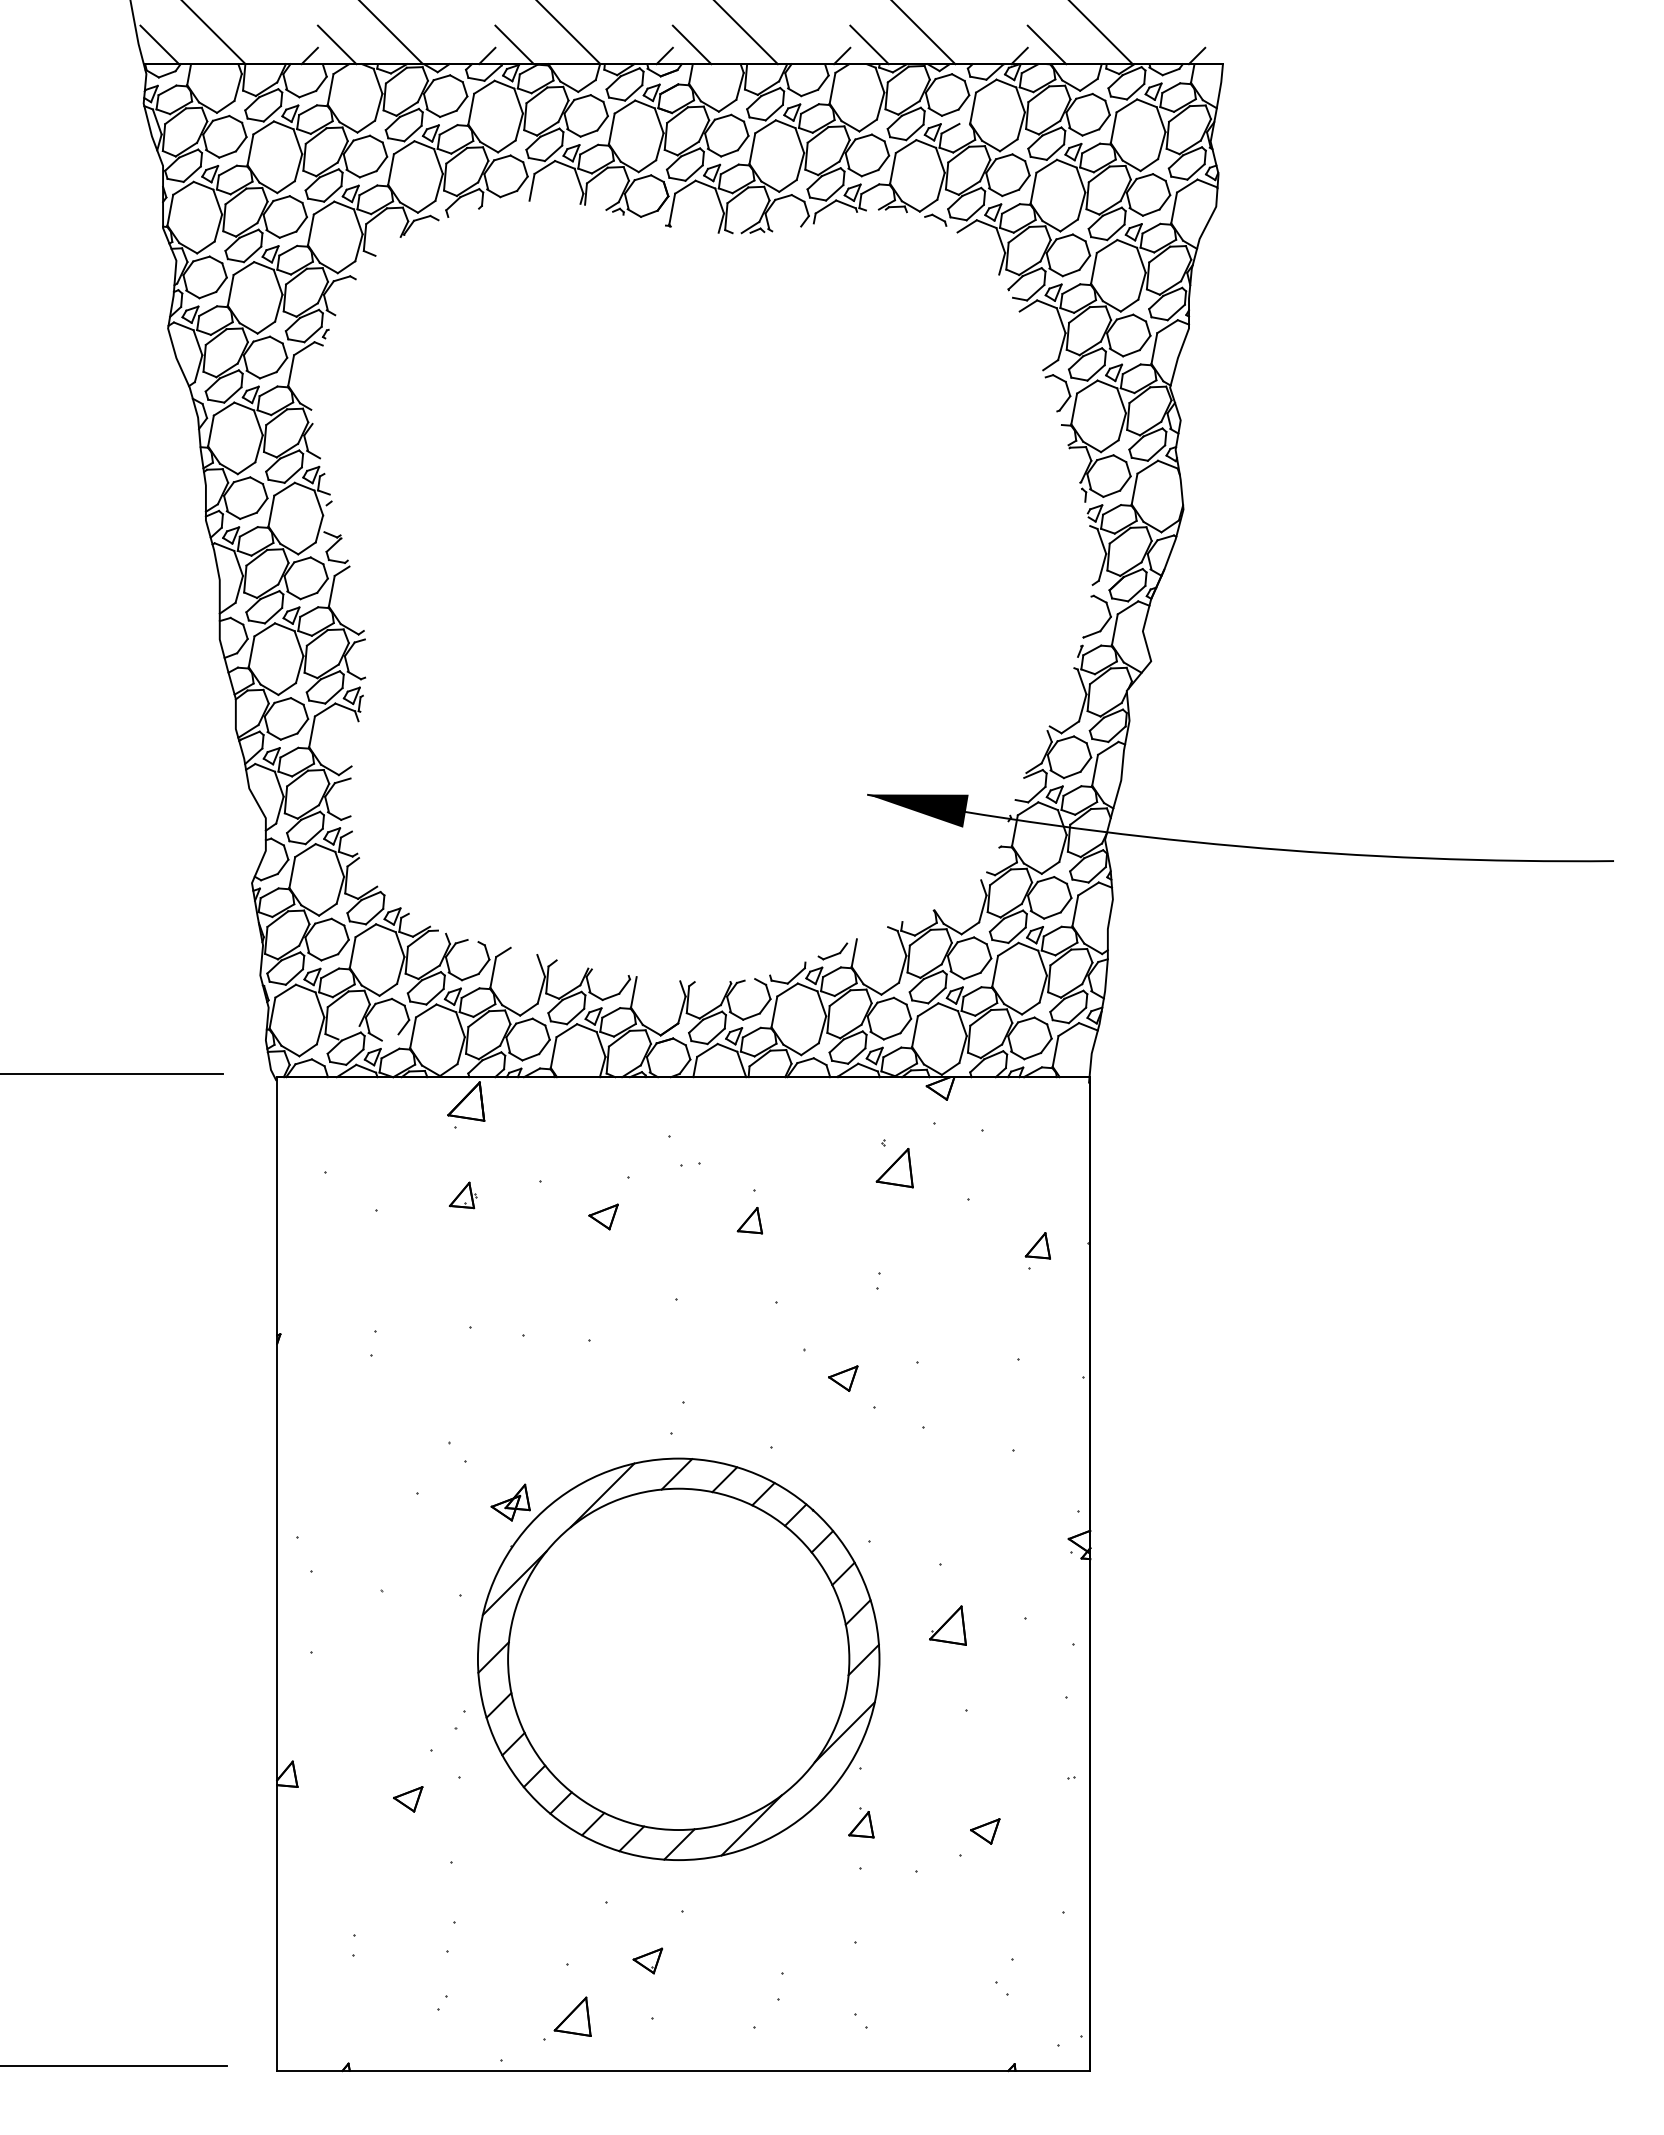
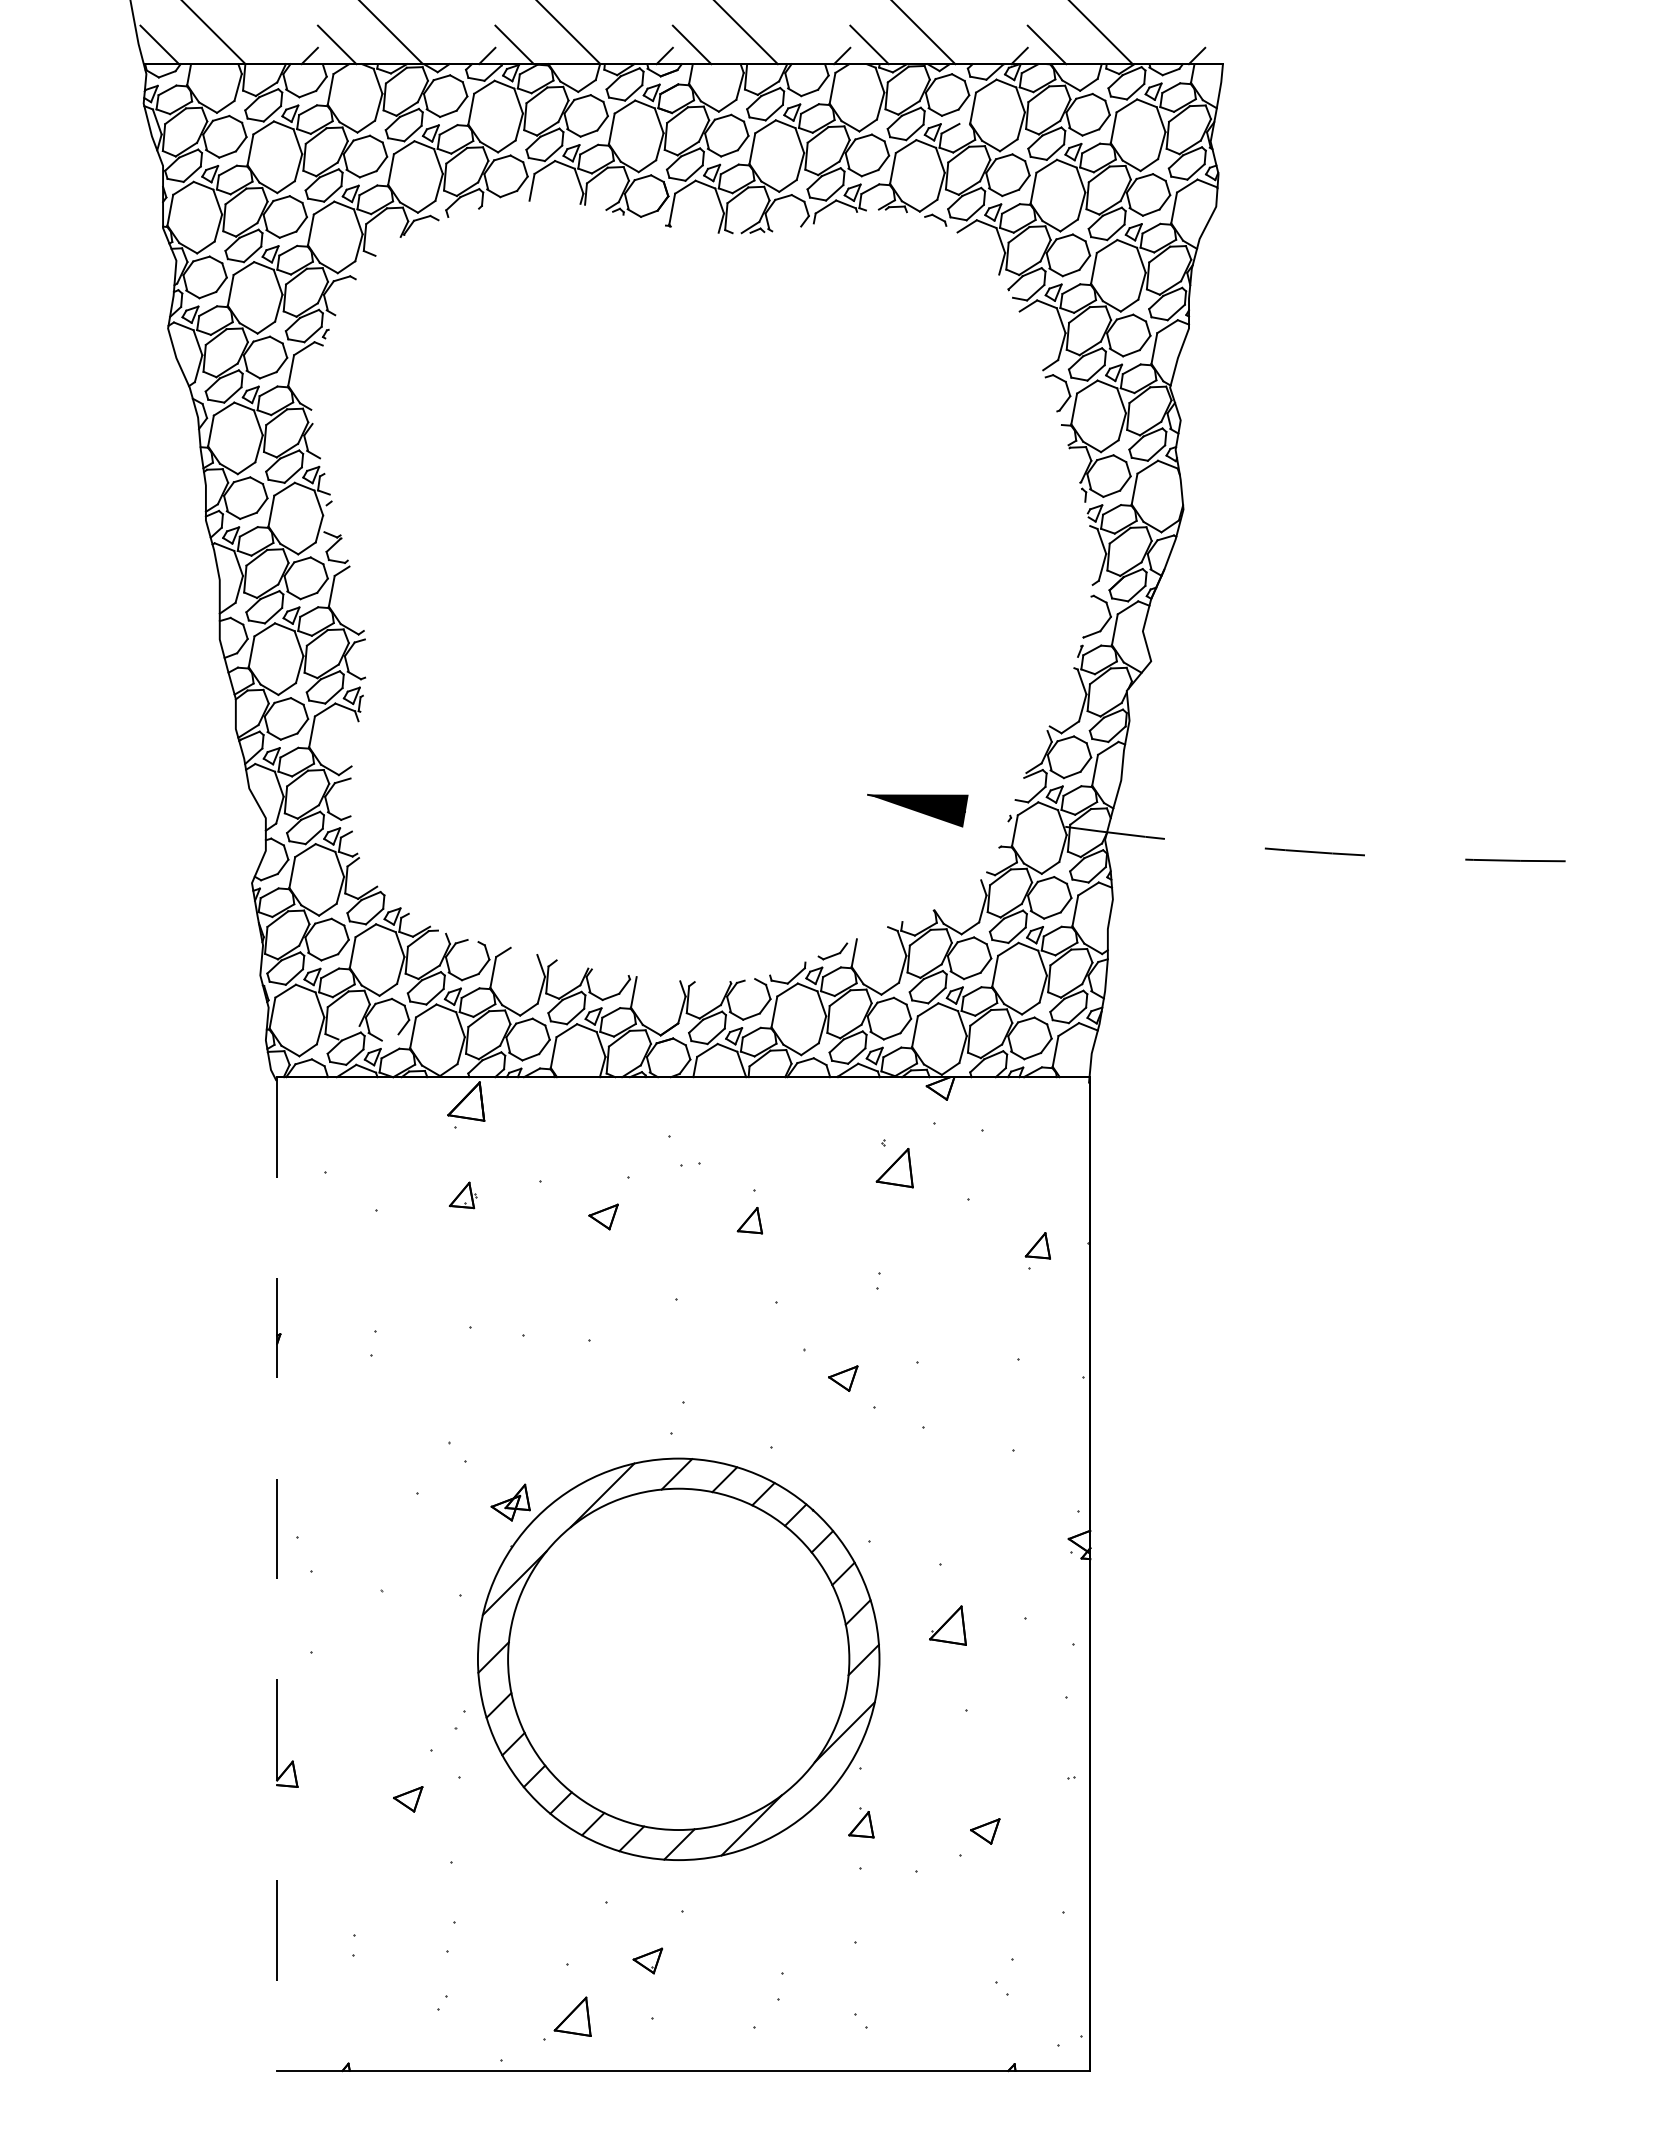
arc: solid -> dashed (1238, 846)
line: present -> none (112, 1074)
line: solid -> dashed (277, 1574)
line: present -> none (114, 2065)
